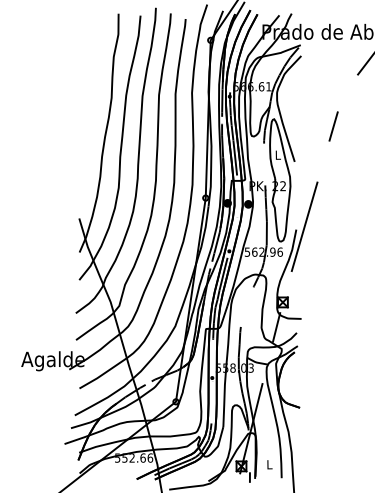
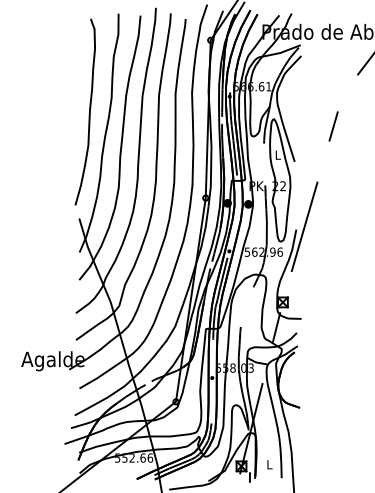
curve: none -> present (89, 111)
